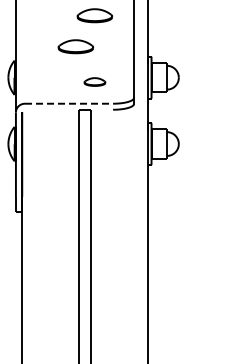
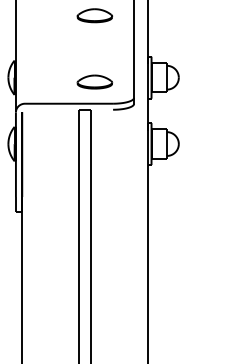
part: present -> none (75, 46)
part size: 24x10 px -> 38x16 px (94, 81)
line: dashed -> solid (69, 103)
